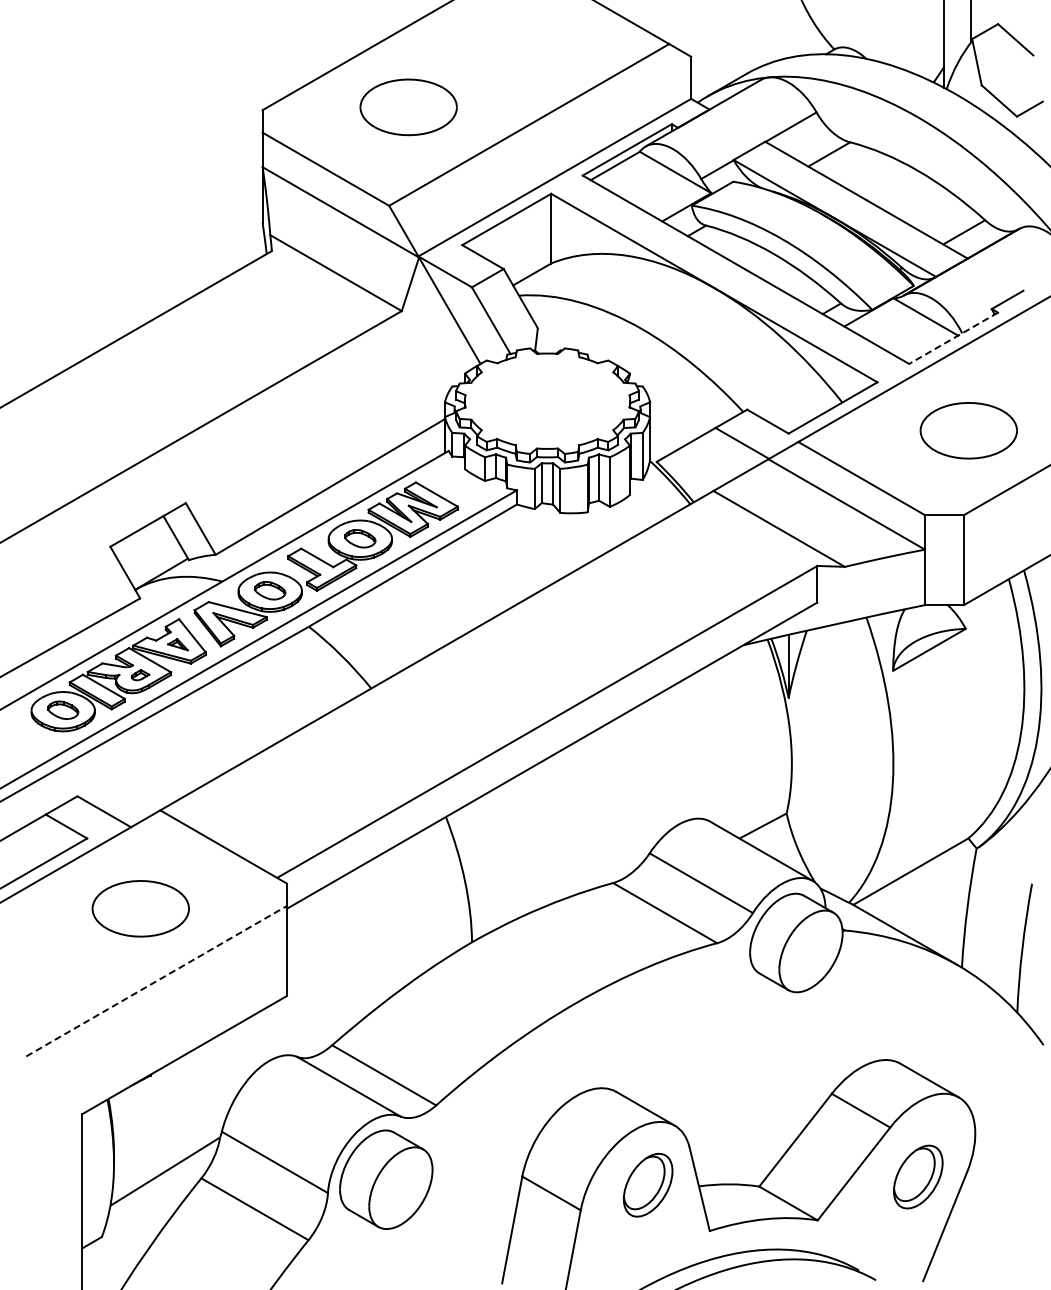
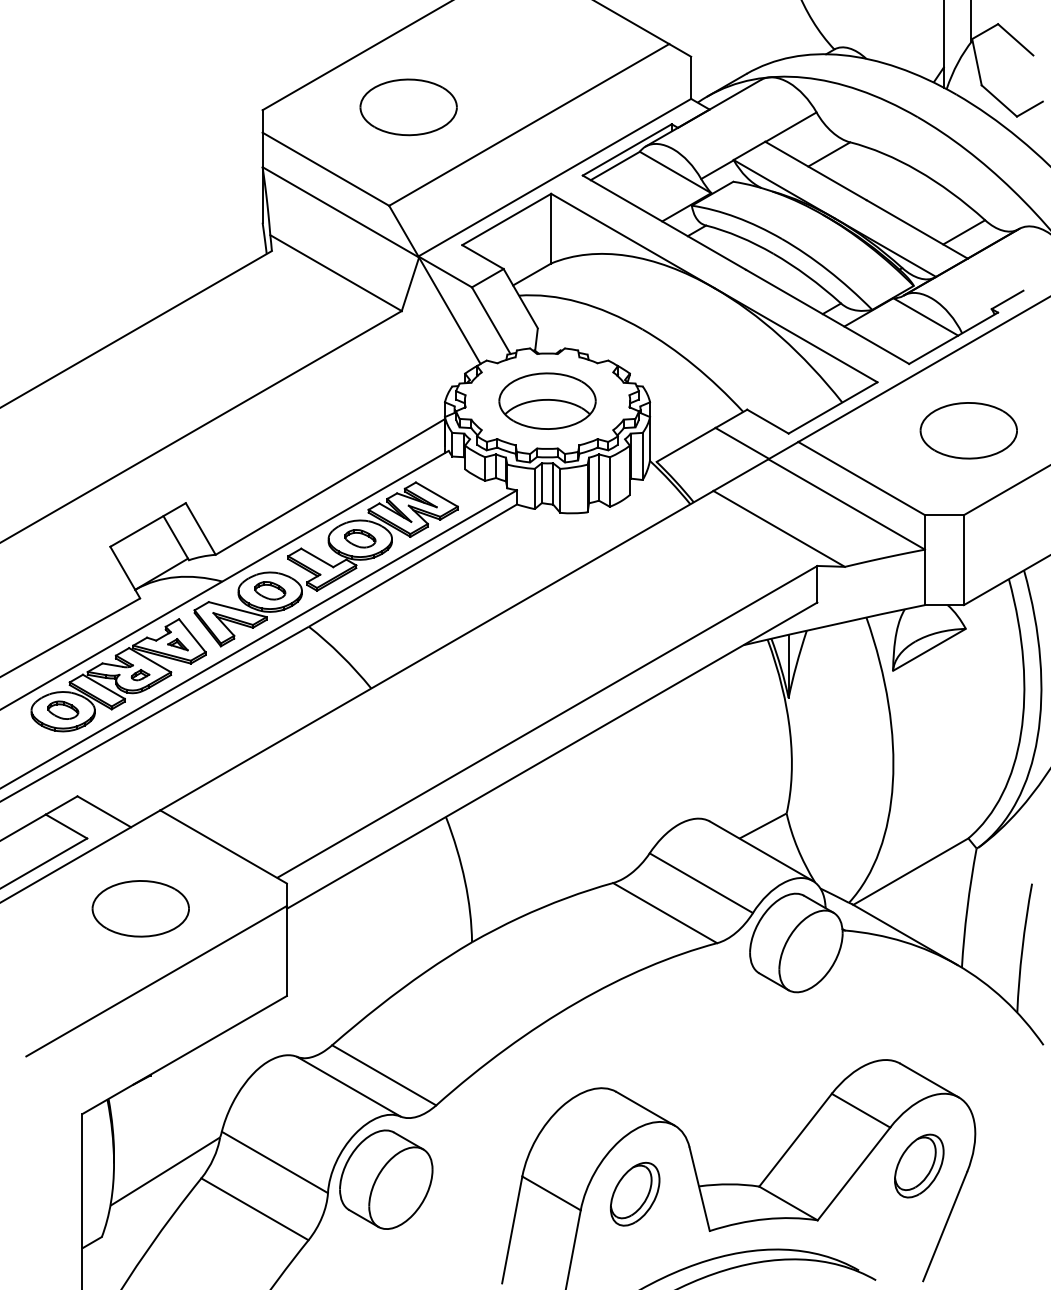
line: dashed -> solid (953, 338)
part: none -> present (547, 400)
line: dashed -> solid (157, 980)
part position: (918, 1176) -> (919, 1165) (919, 1165)
part position: (647, 1185) -> (634, 1194) (634, 1194)
